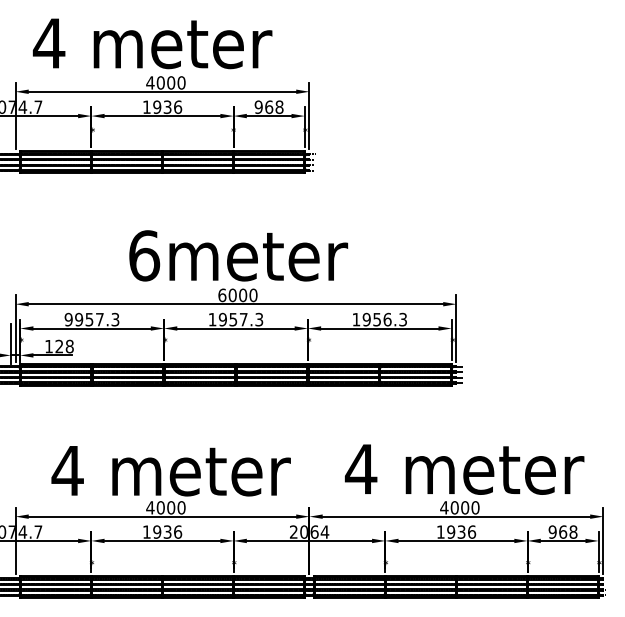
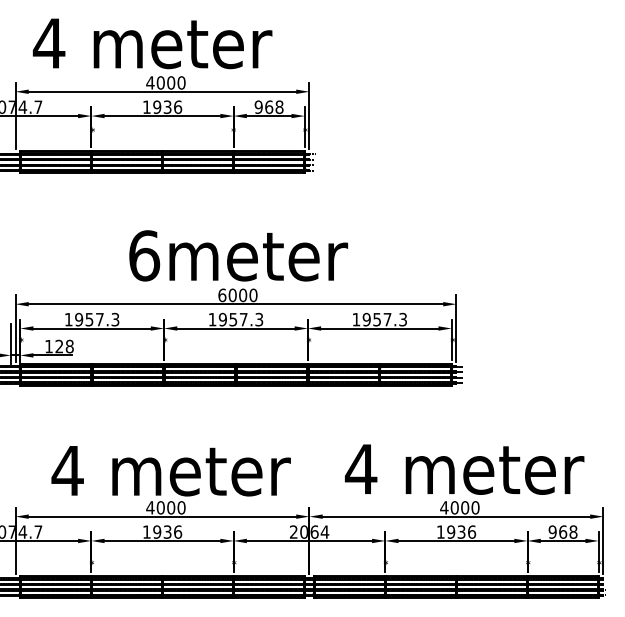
text: 9957.3 -> 1957.3 (68, 319)
text: 1956.3 -> 1957.3 (387, 319)
